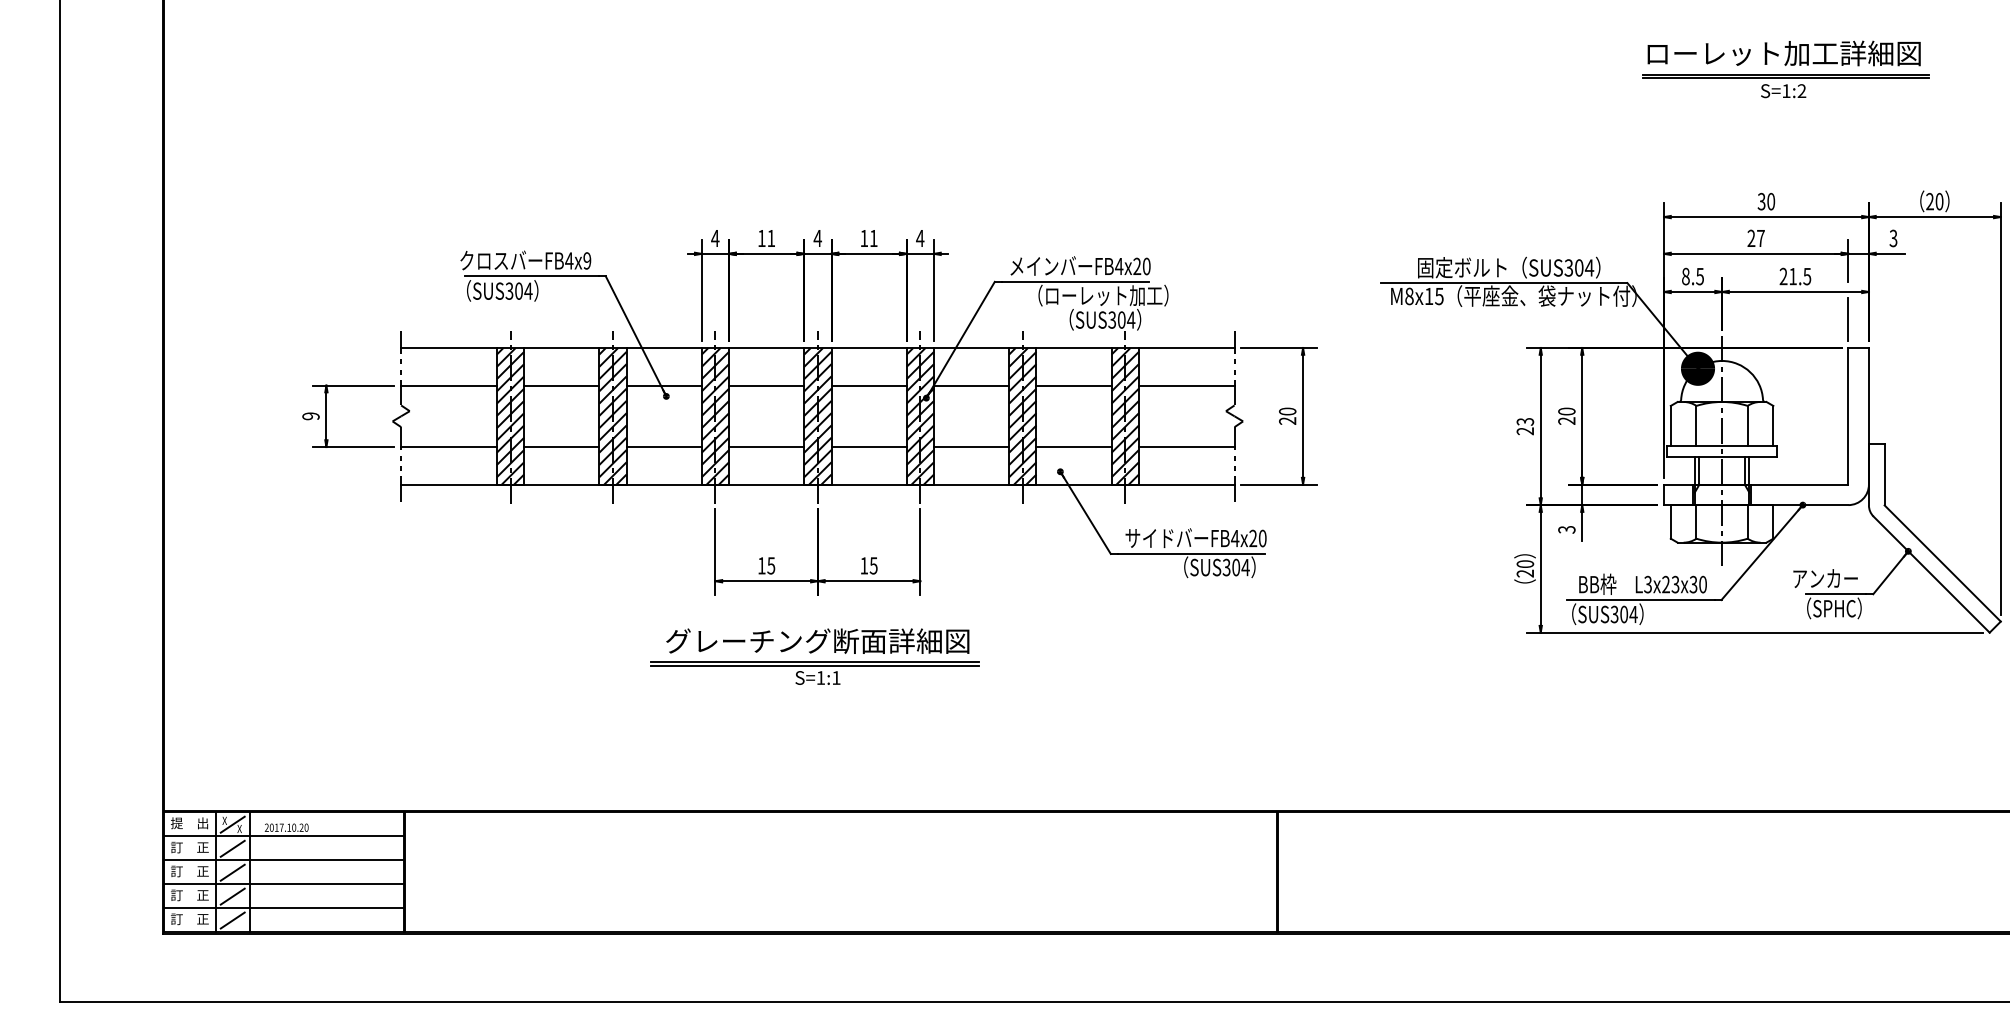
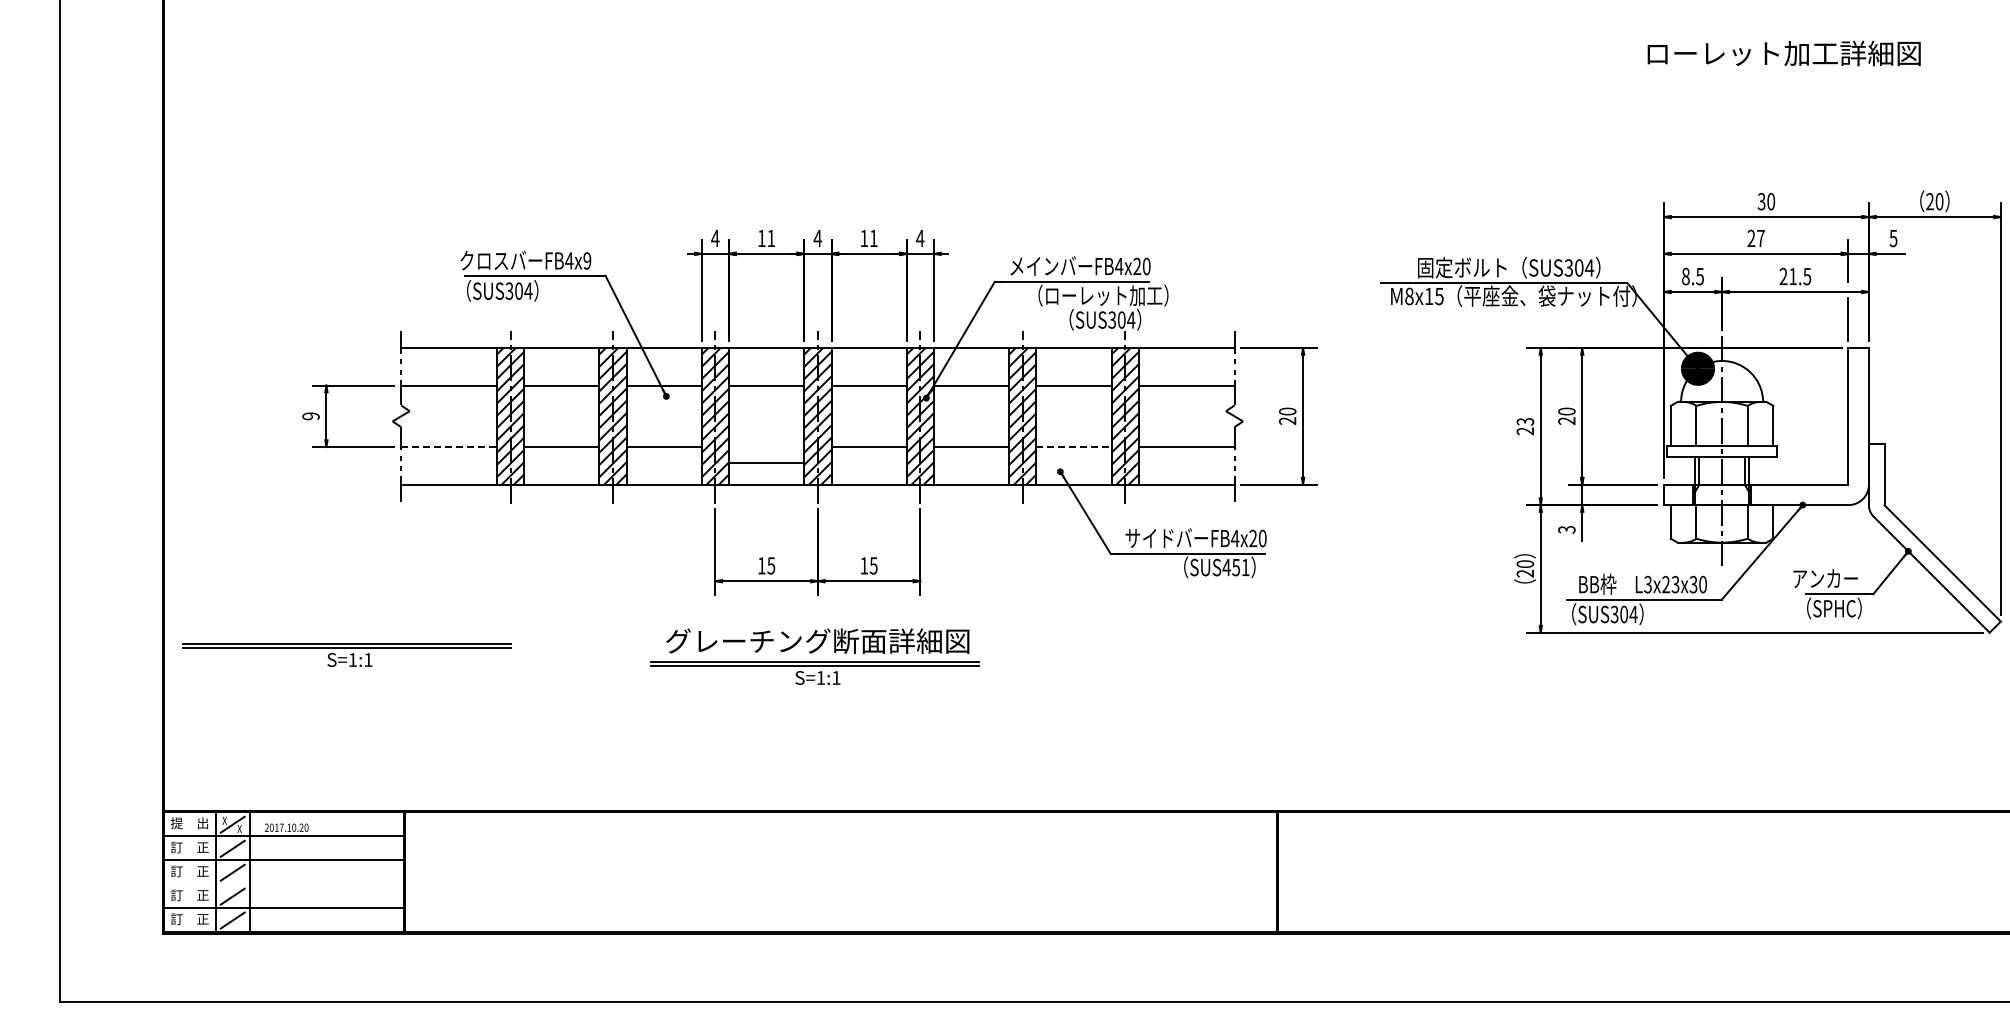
part: present -> none (1785, 86)
text: 3 -> 5 (1893, 237)
line: solid -> dashed (449, 447)
line position: (766, 447) -> (766, 463) (766, 463)
line: solid -> dashed (1074, 447)
text: SUS304 -> SUS451 (1235, 567)
part: none -> present (346, 654)
line: present -> none (283, 884)
